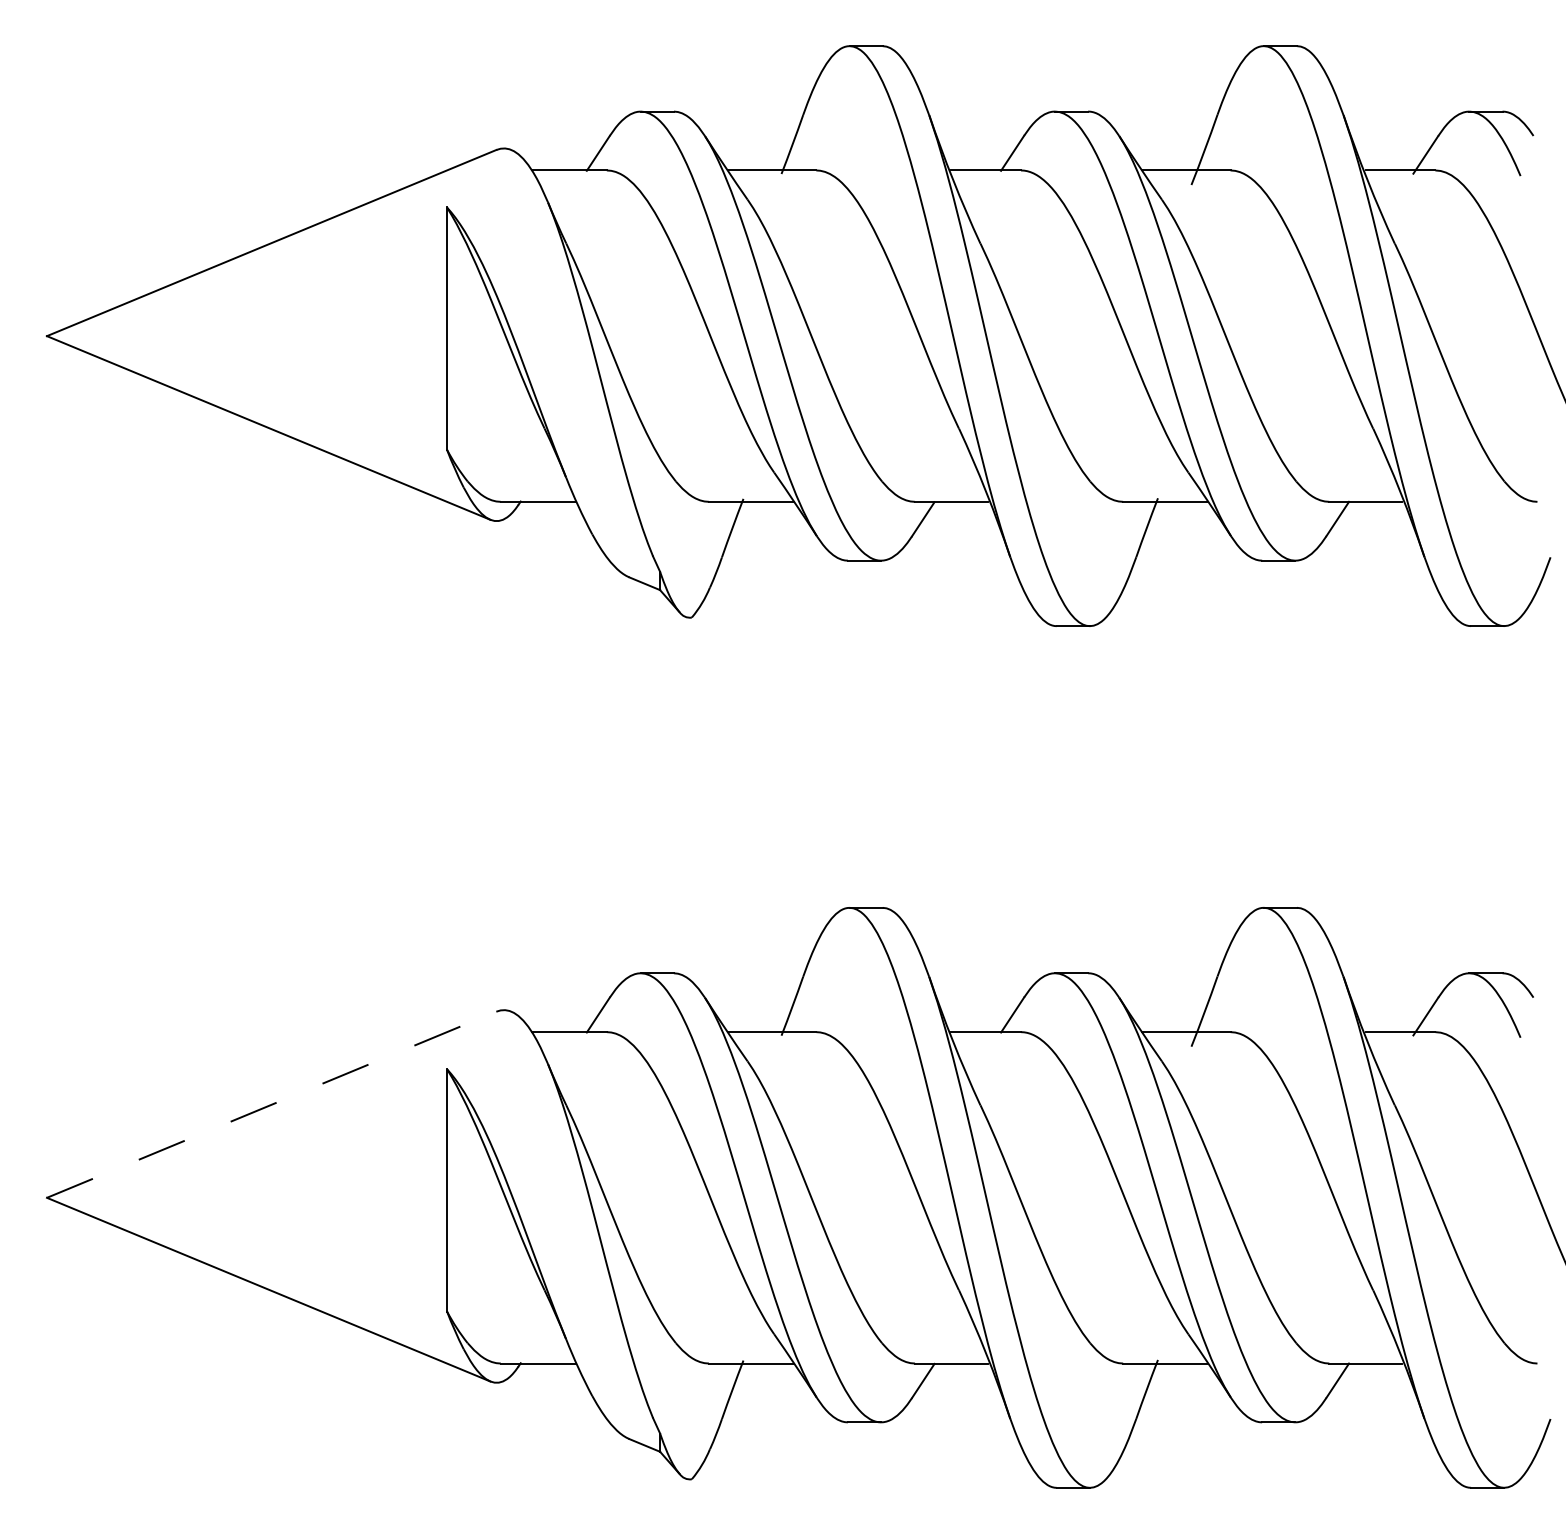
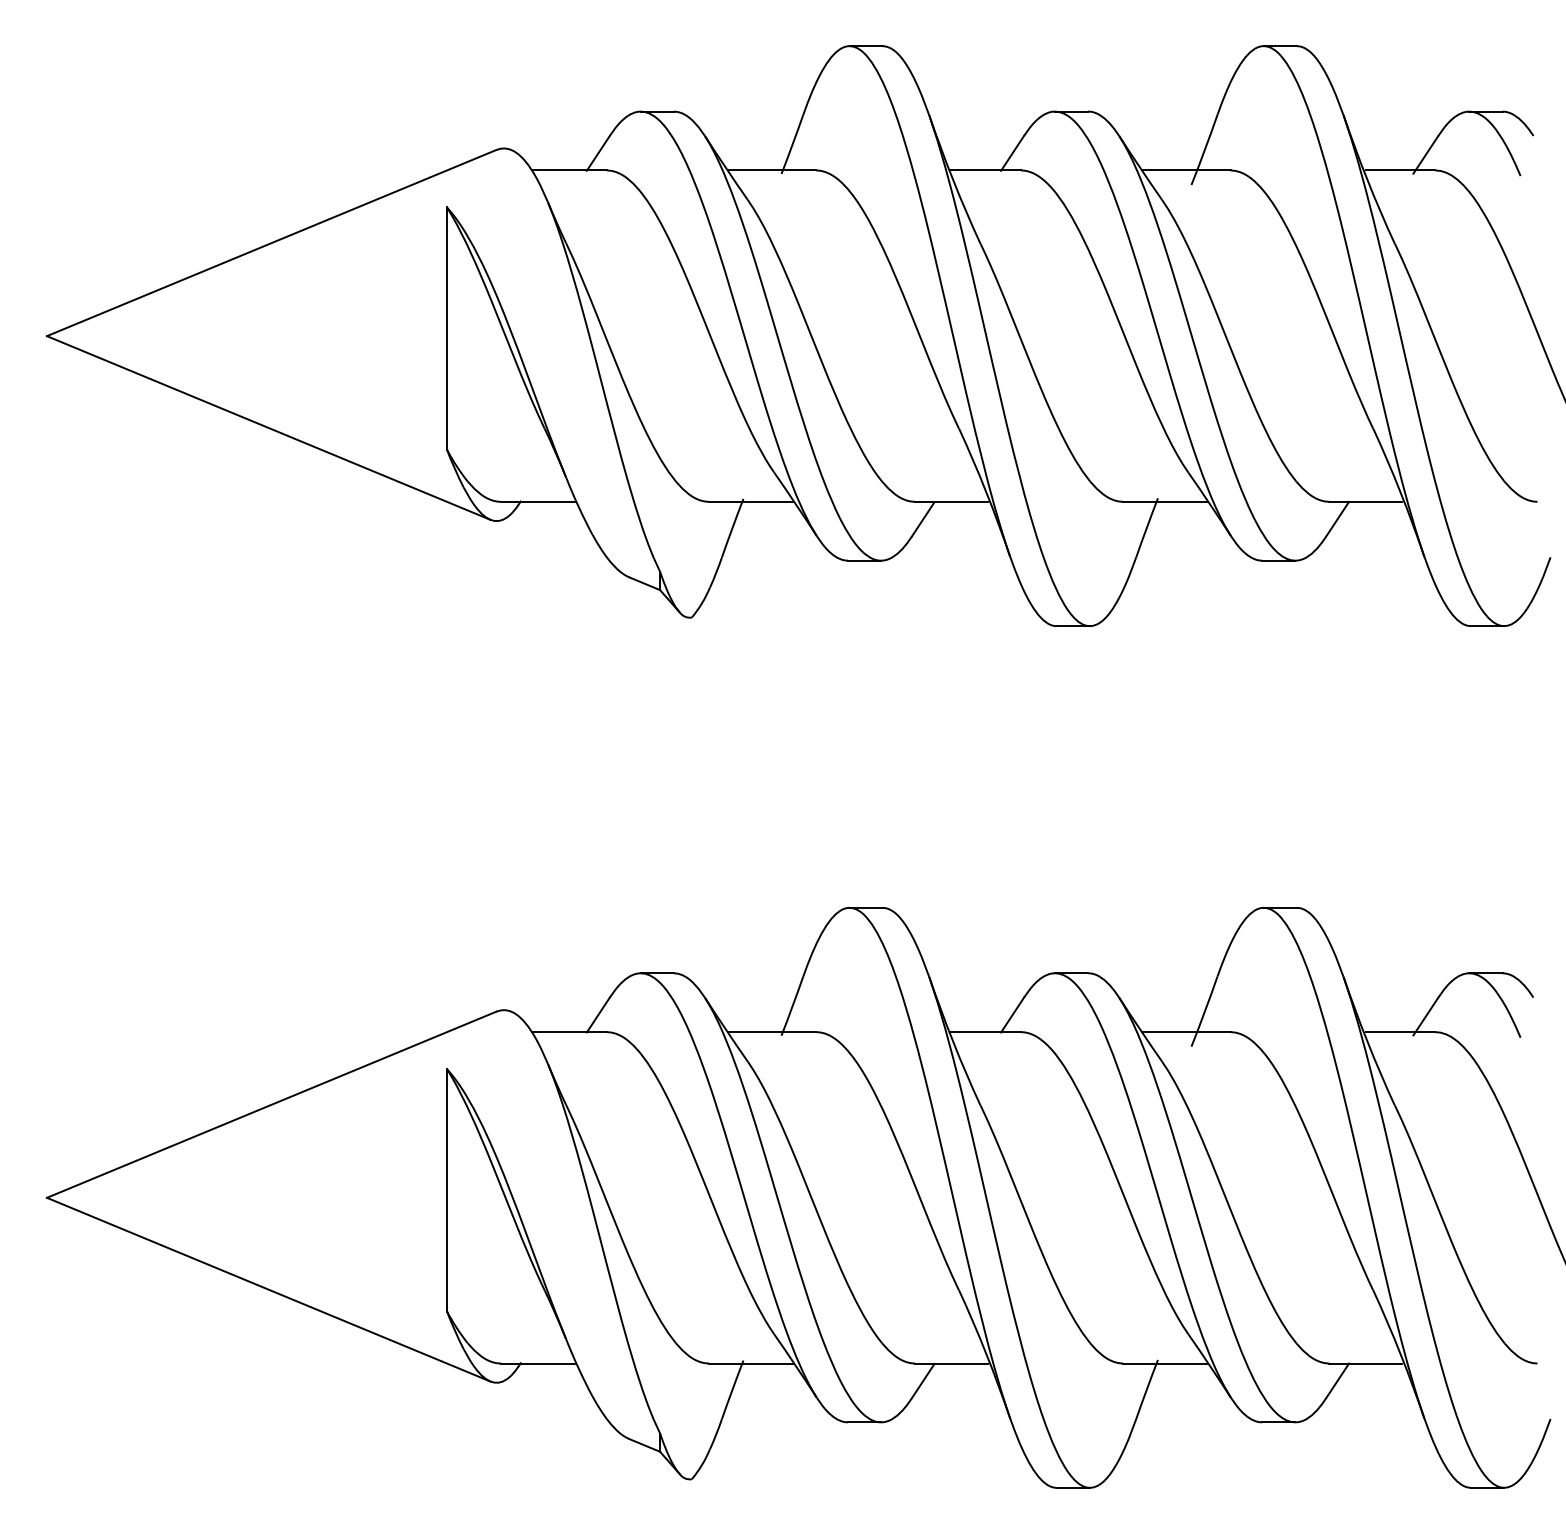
line: dashed -> solid (272, 1104)
